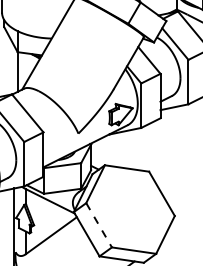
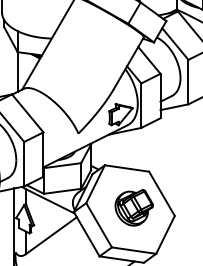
part: none -> present (133, 207)
line: dashed -> solid (99, 225)
